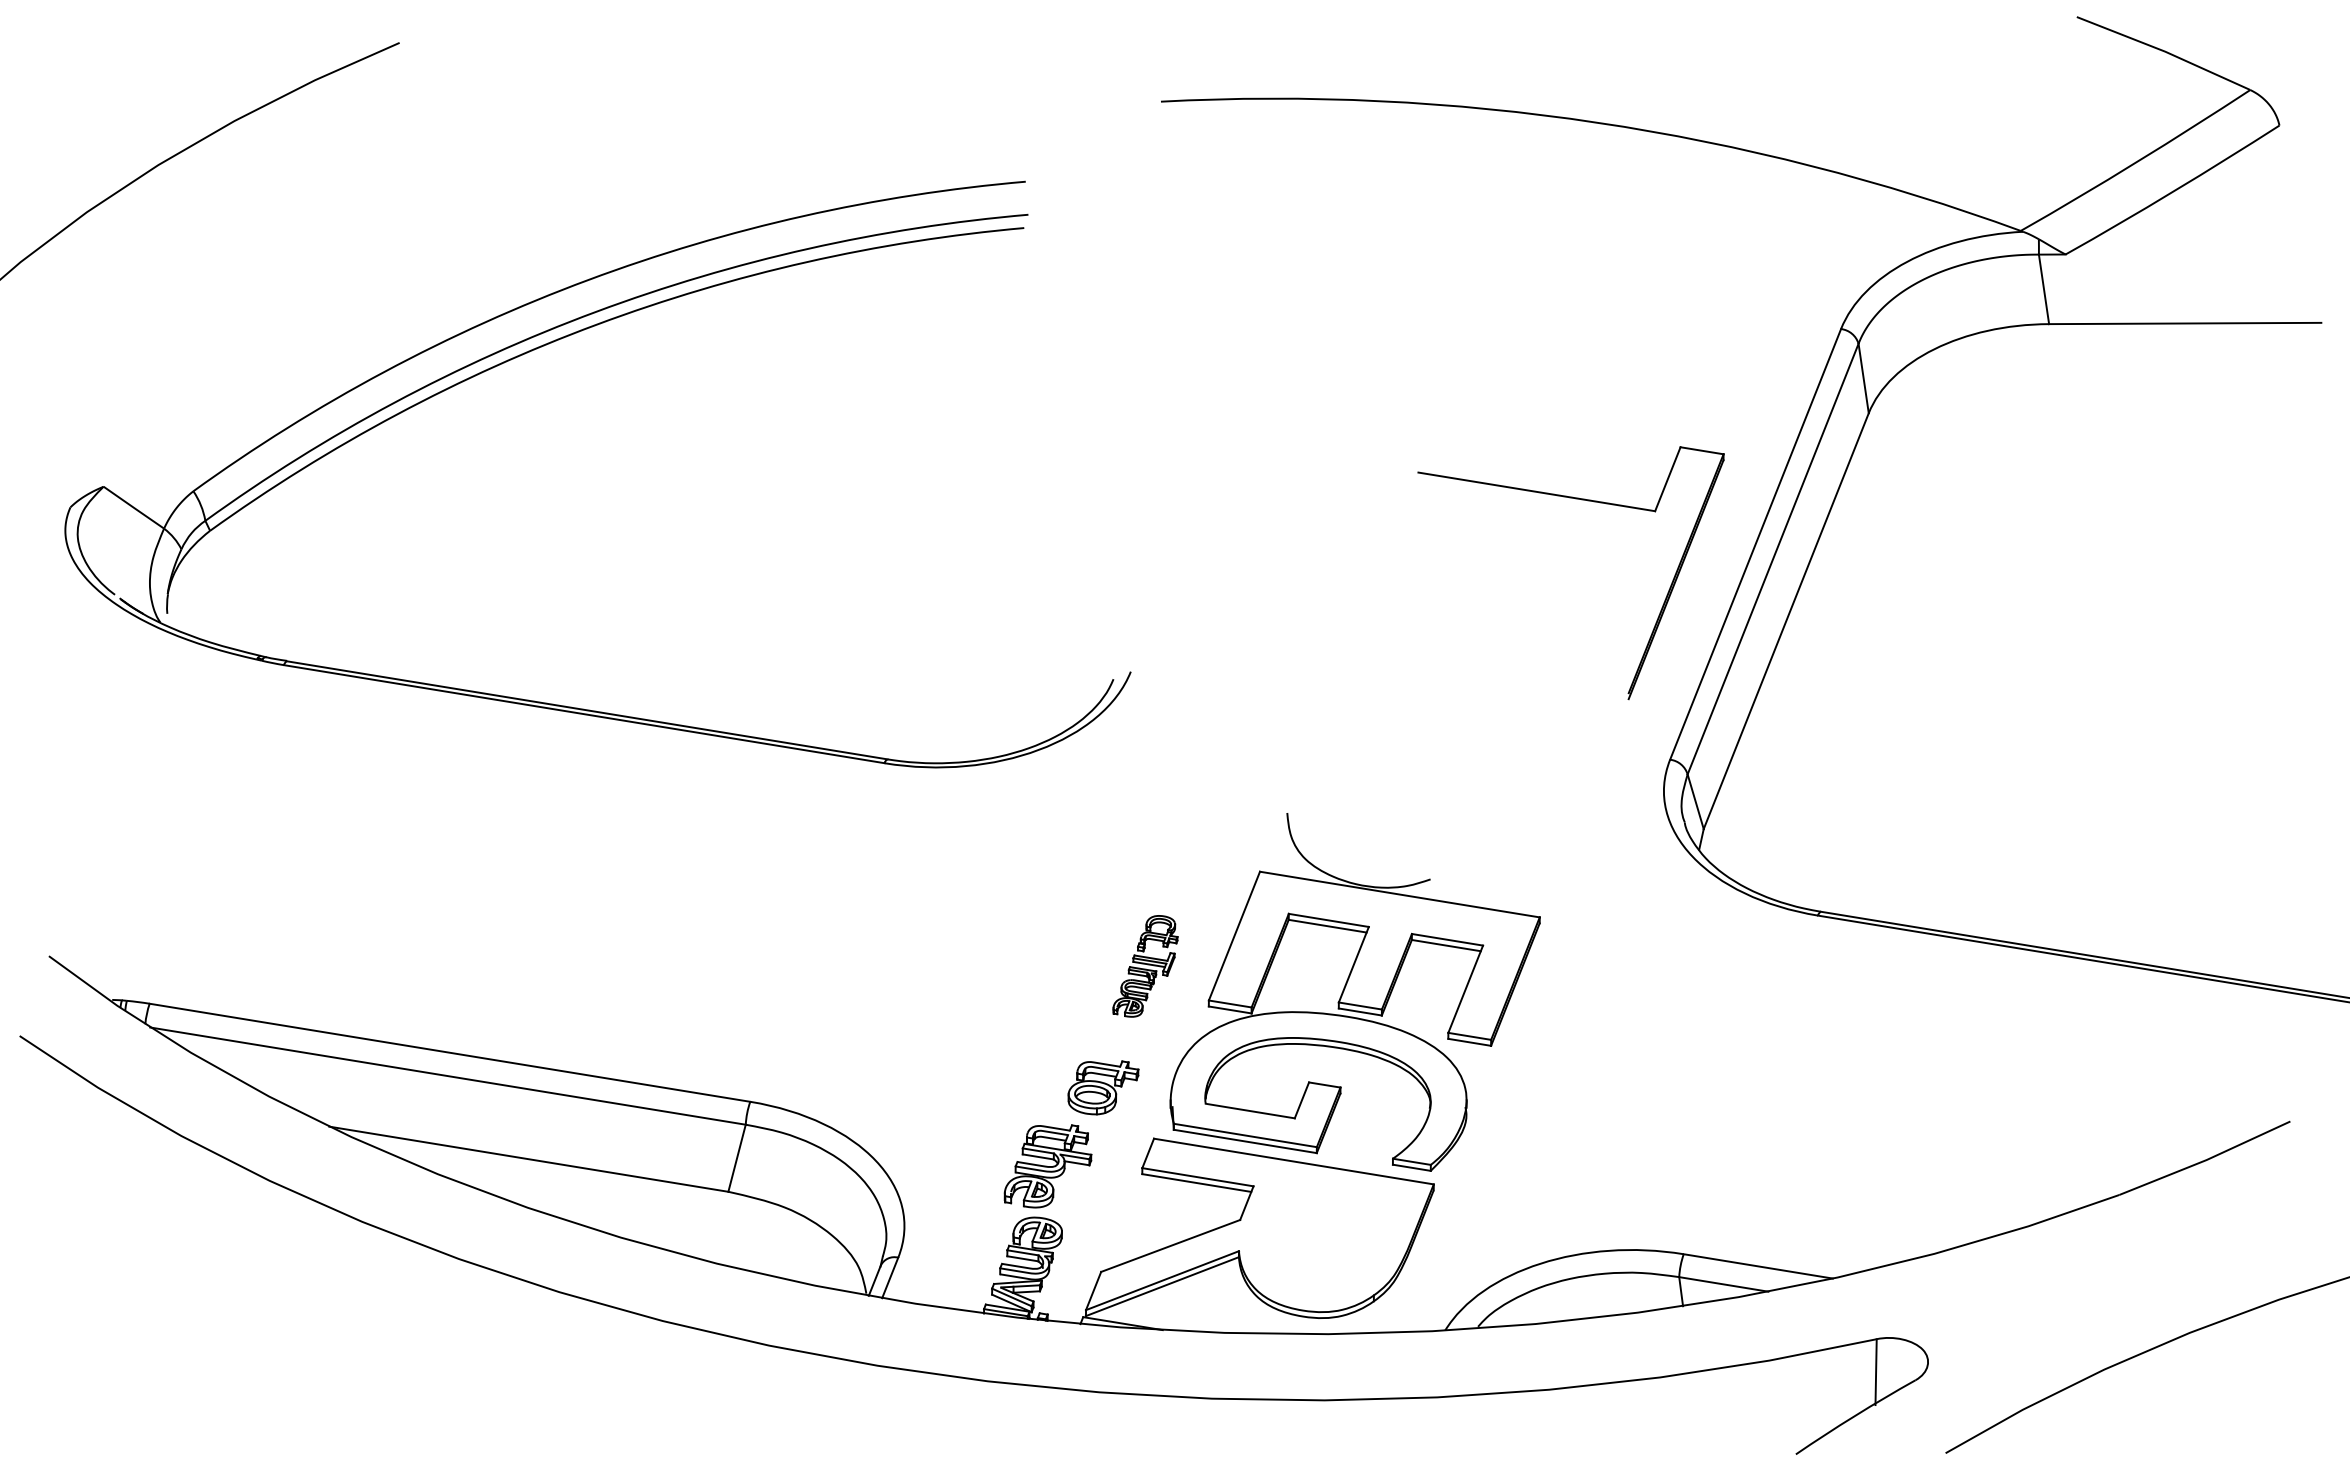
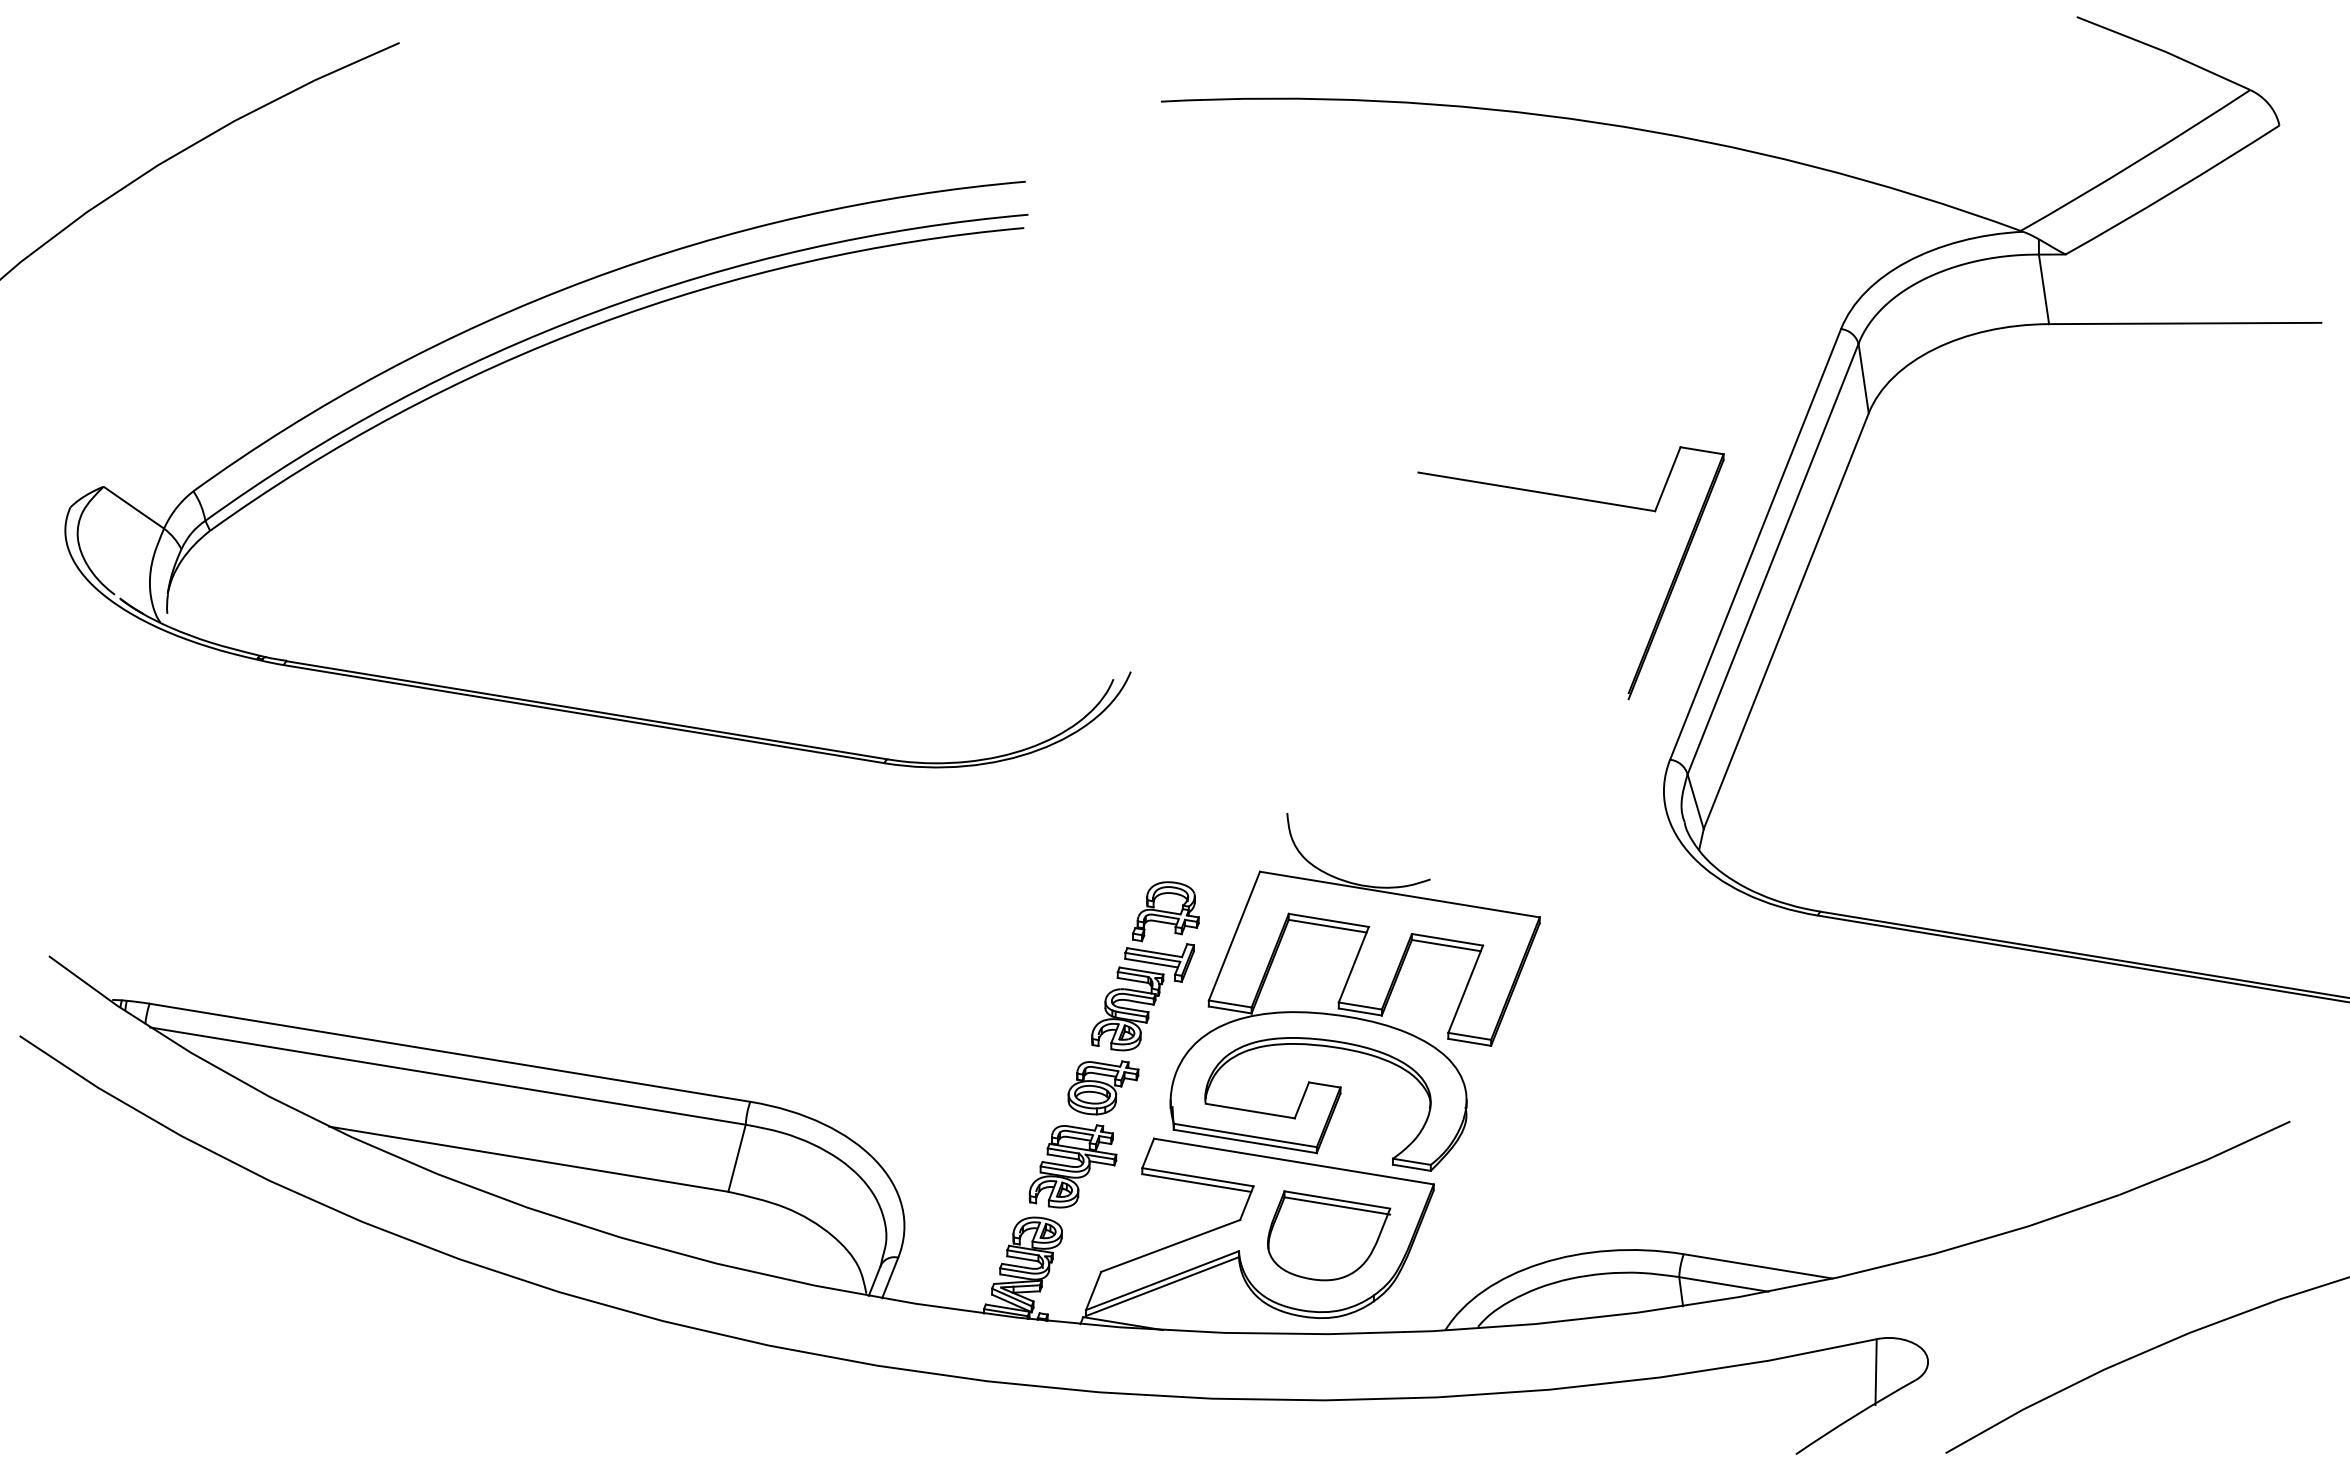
part size: 67x103 px -> 109x171 px (1145, 966)
part position: (1047, 1166) -> (1072, 1166) (1072, 1166)
part: none -> present (1329, 1235)
